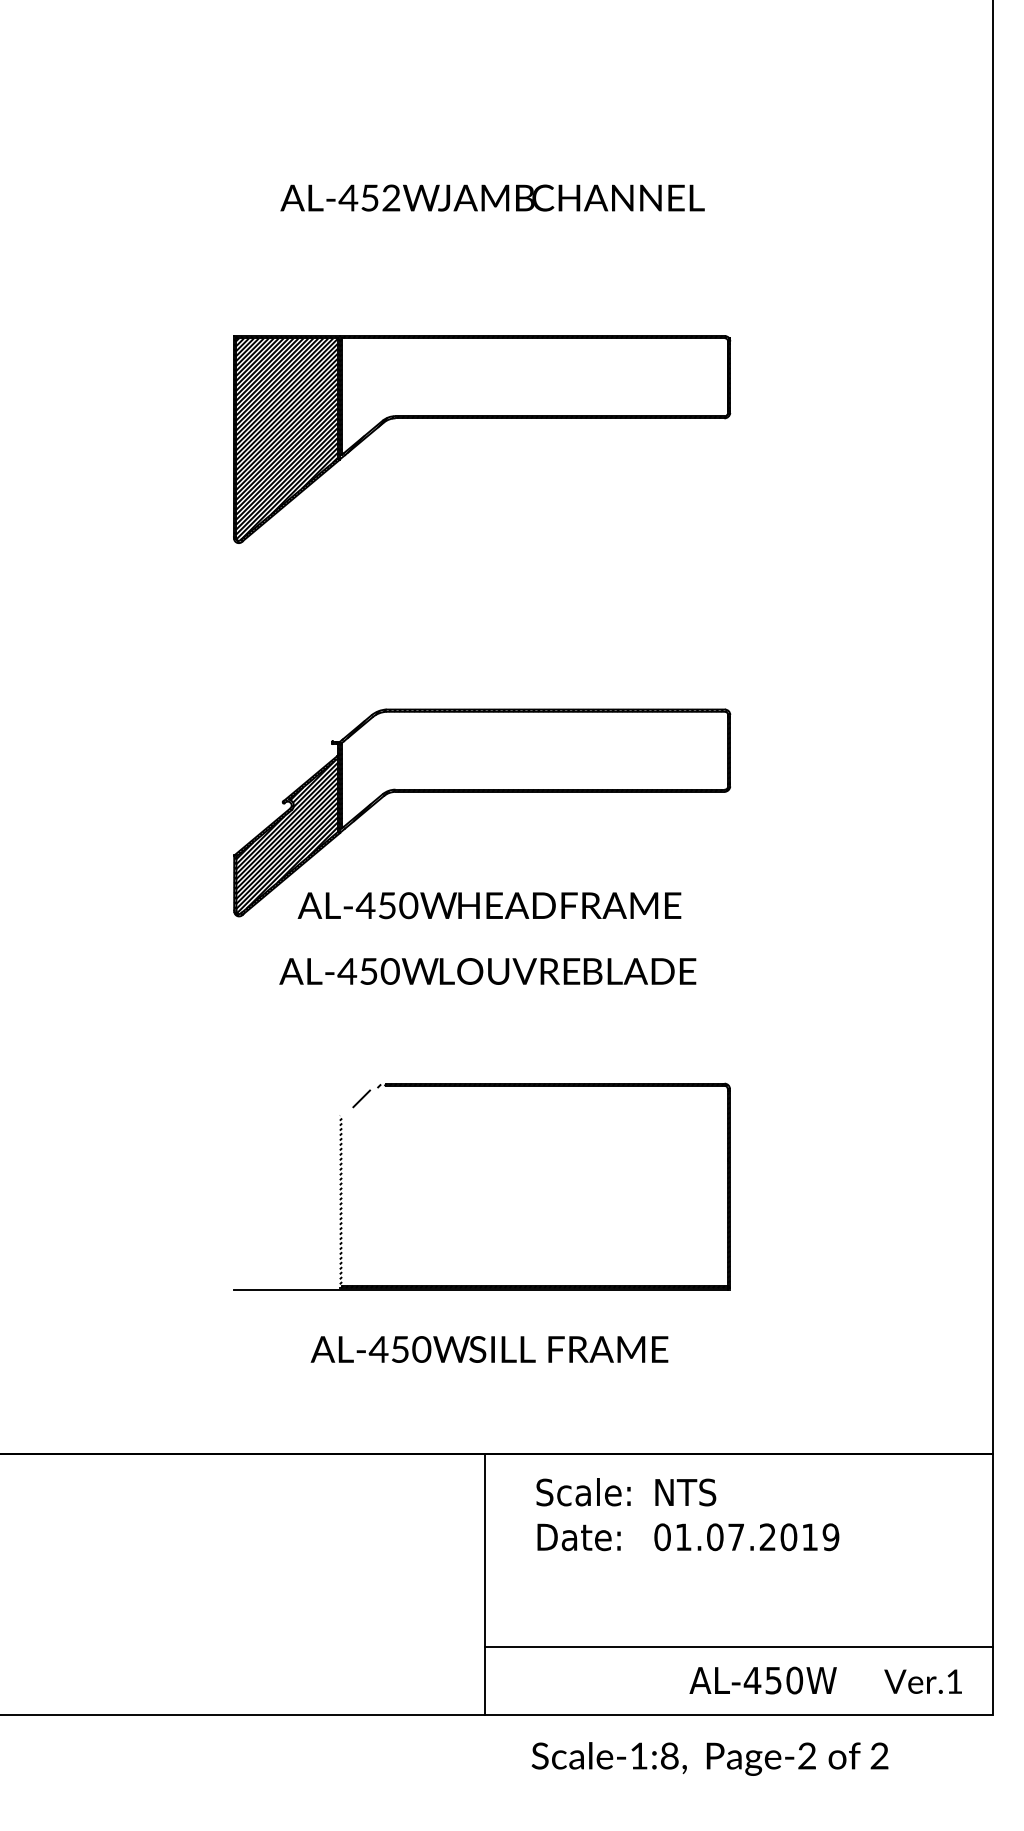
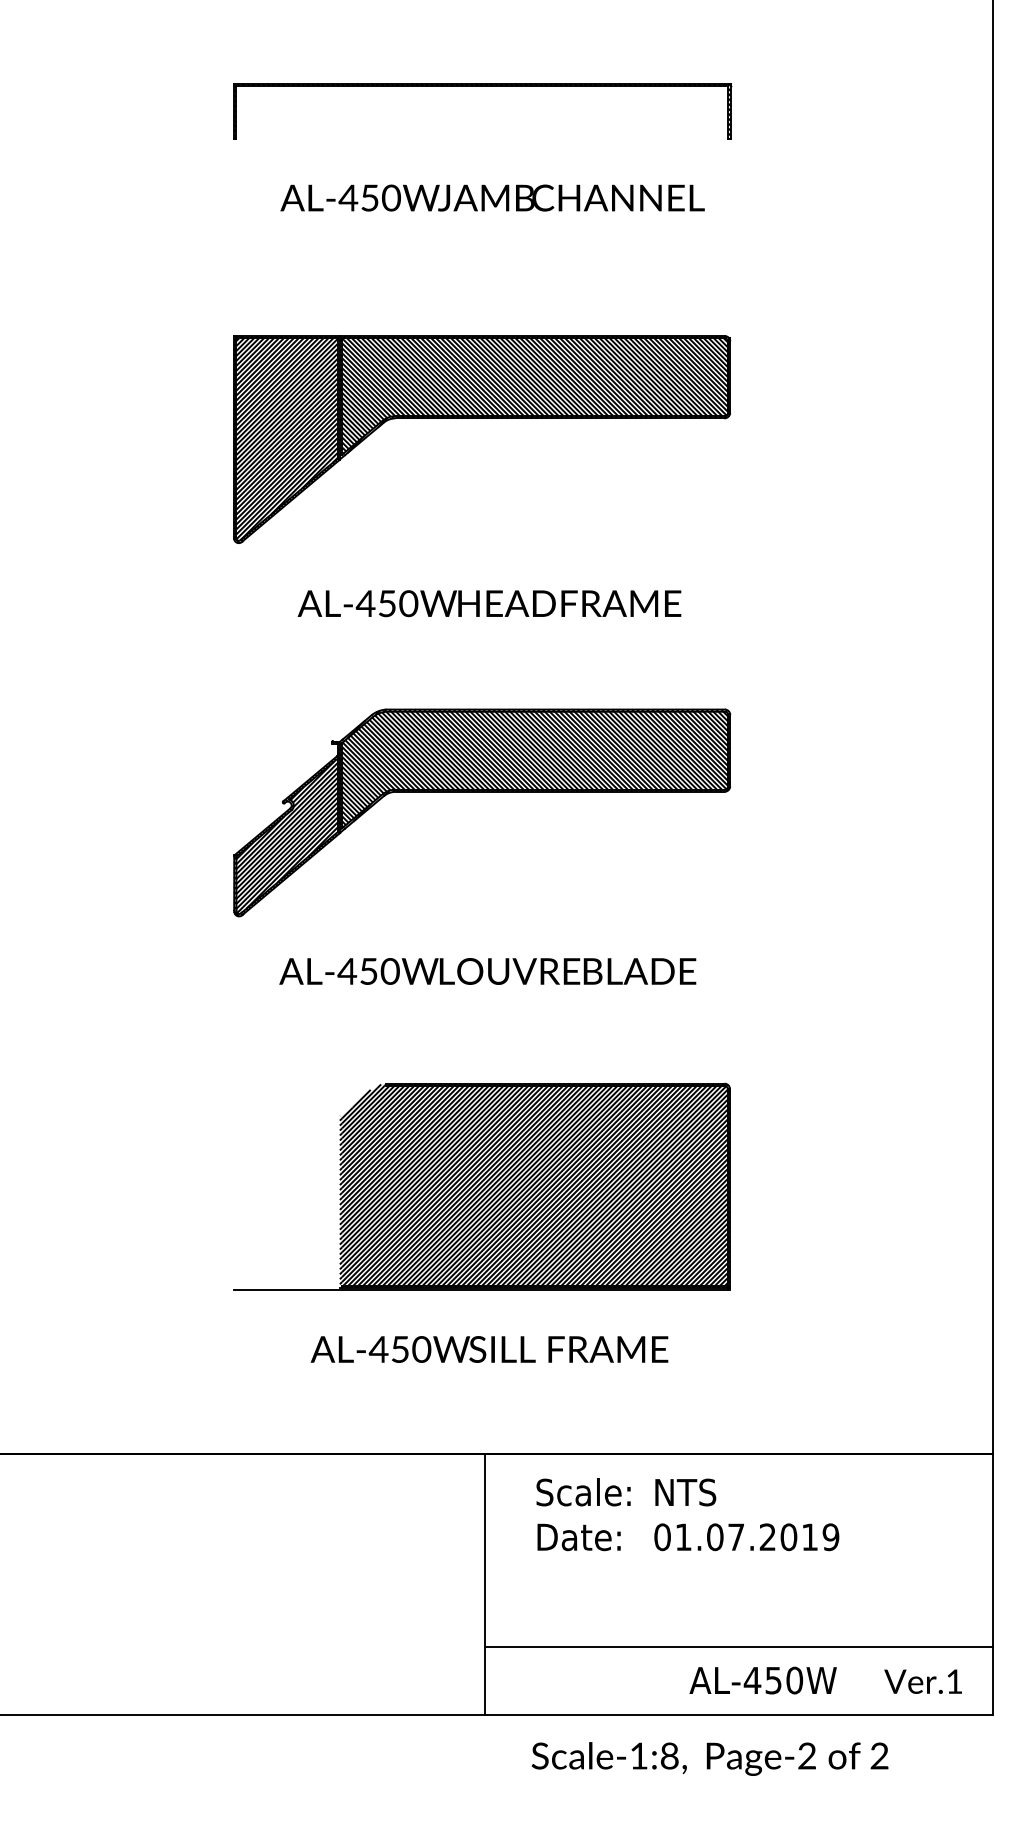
part: none -> present (482, 86)
text: AL-452W -> AL-450W (391, 198)
hatch: none -> present (535, 395)
hatch: none -> present (535, 769)
text position: (489, 905) -> (489, 603) (489, 603)
hatch: none -> present (534, 1185)
